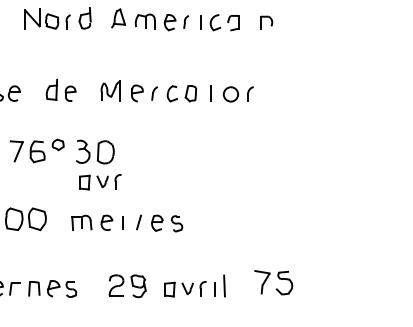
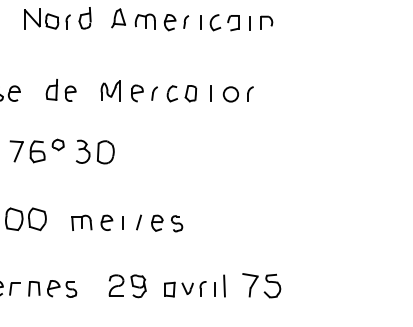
line: none -> present (249, 23)
part: present -> none (100, 182)
part position: (277, 277) -> (265, 280) (265, 280)
